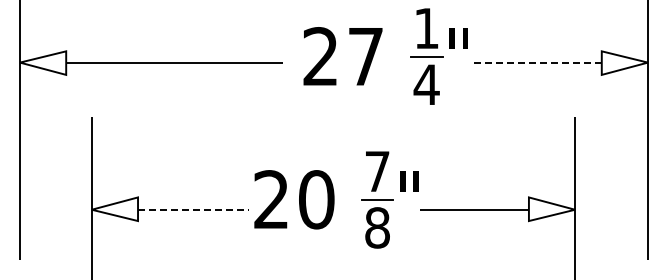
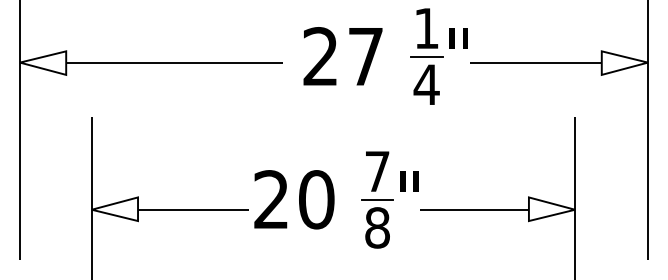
line: dashed -> solid (536, 62)
line: dashed -> solid (193, 209)
